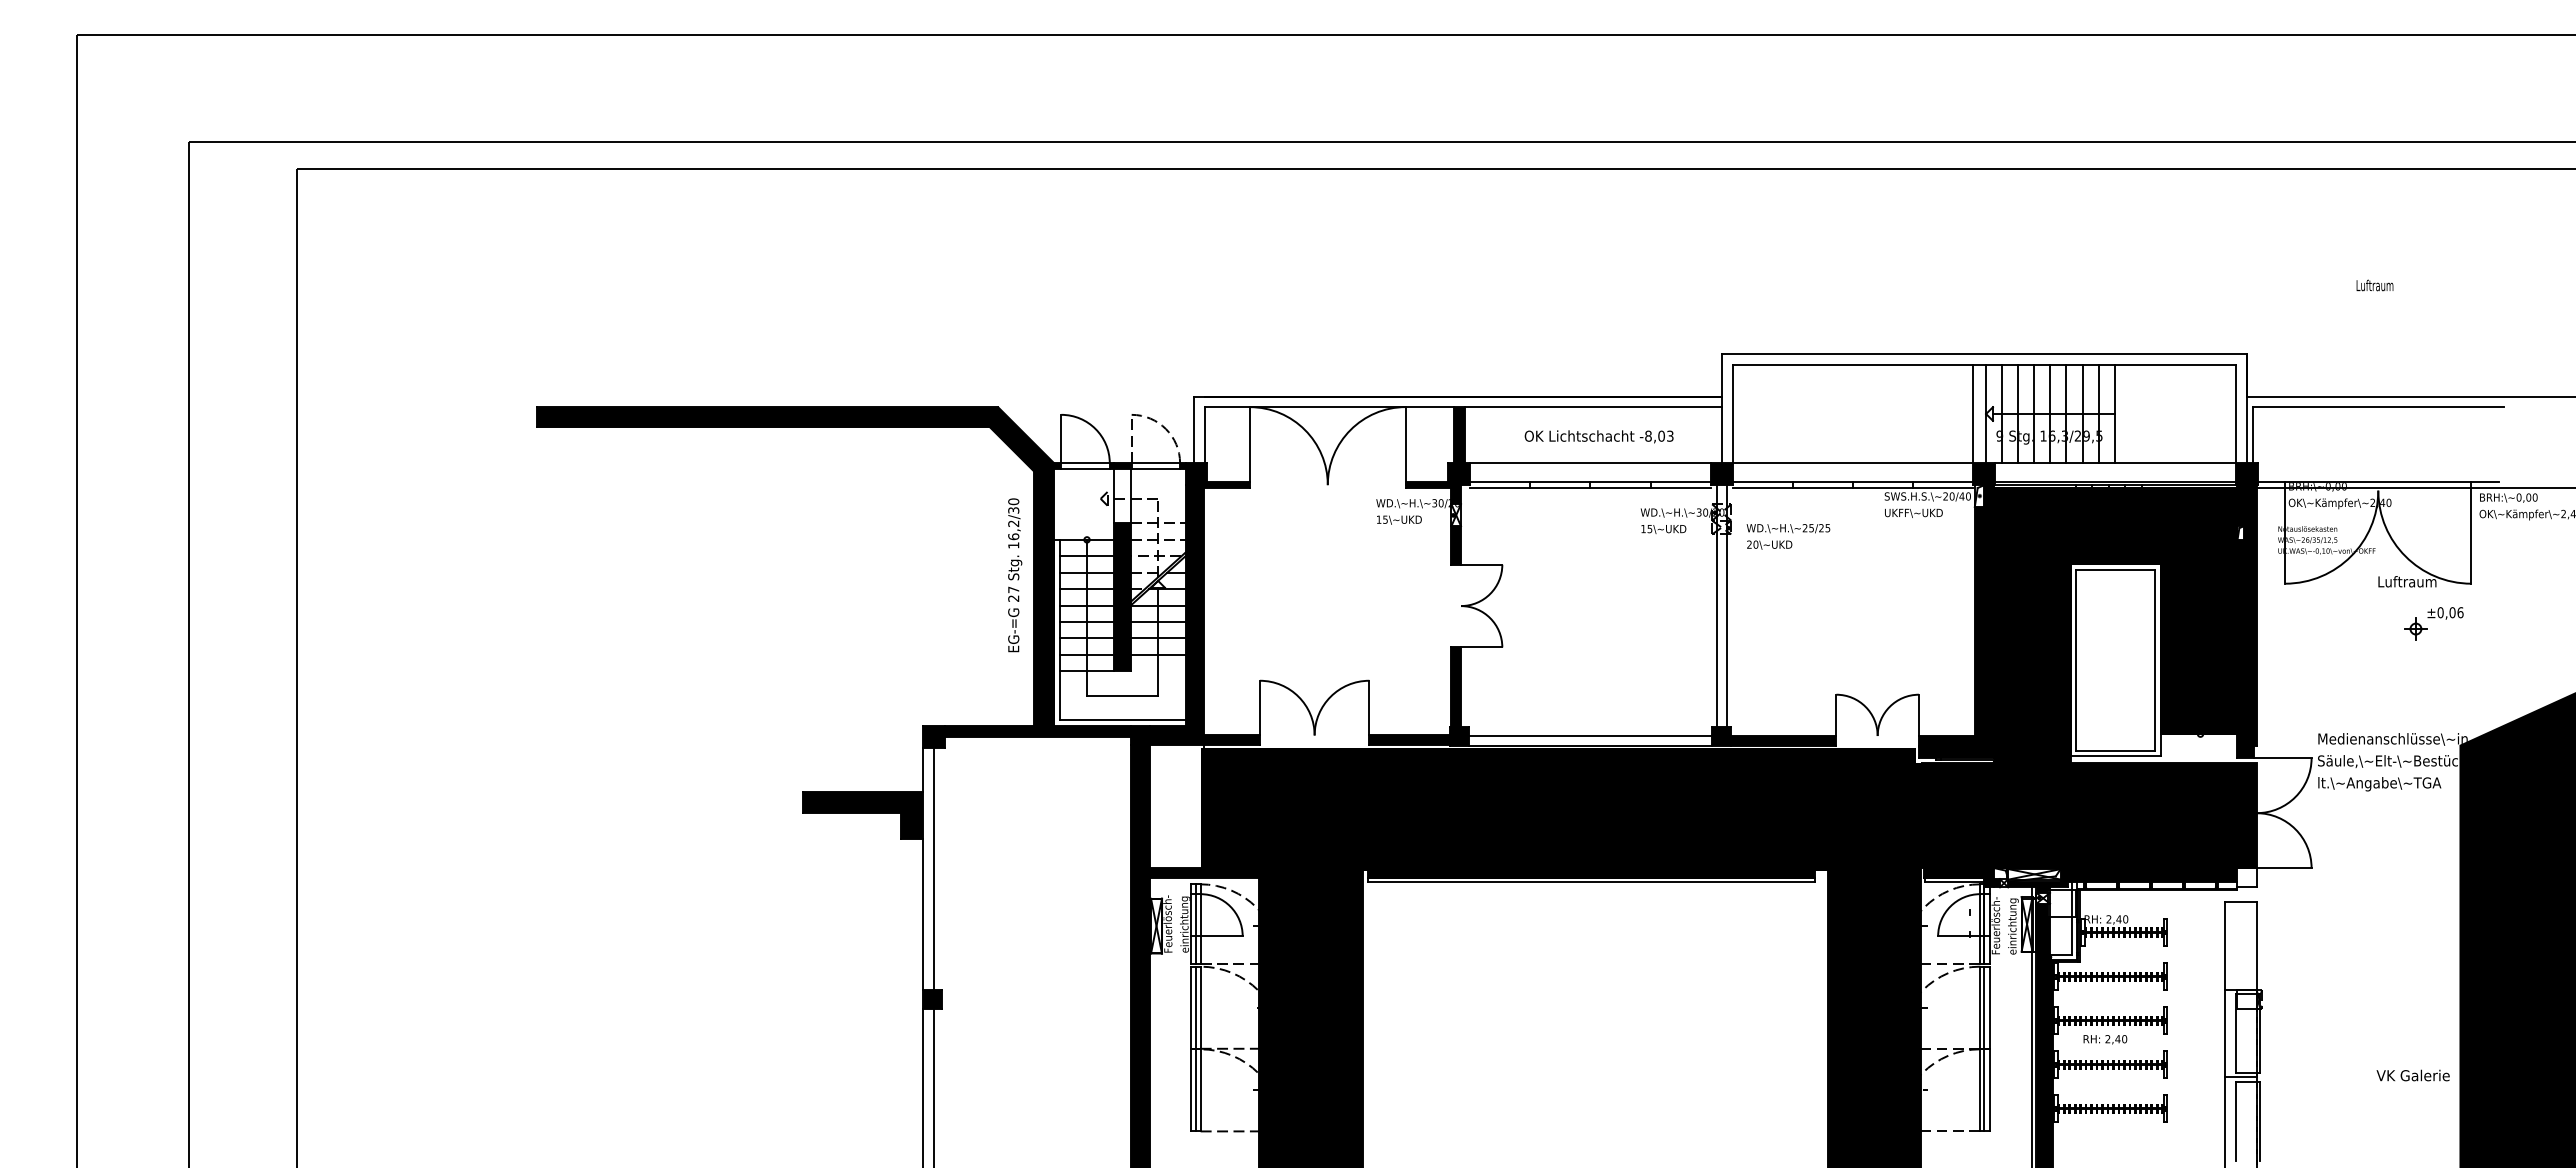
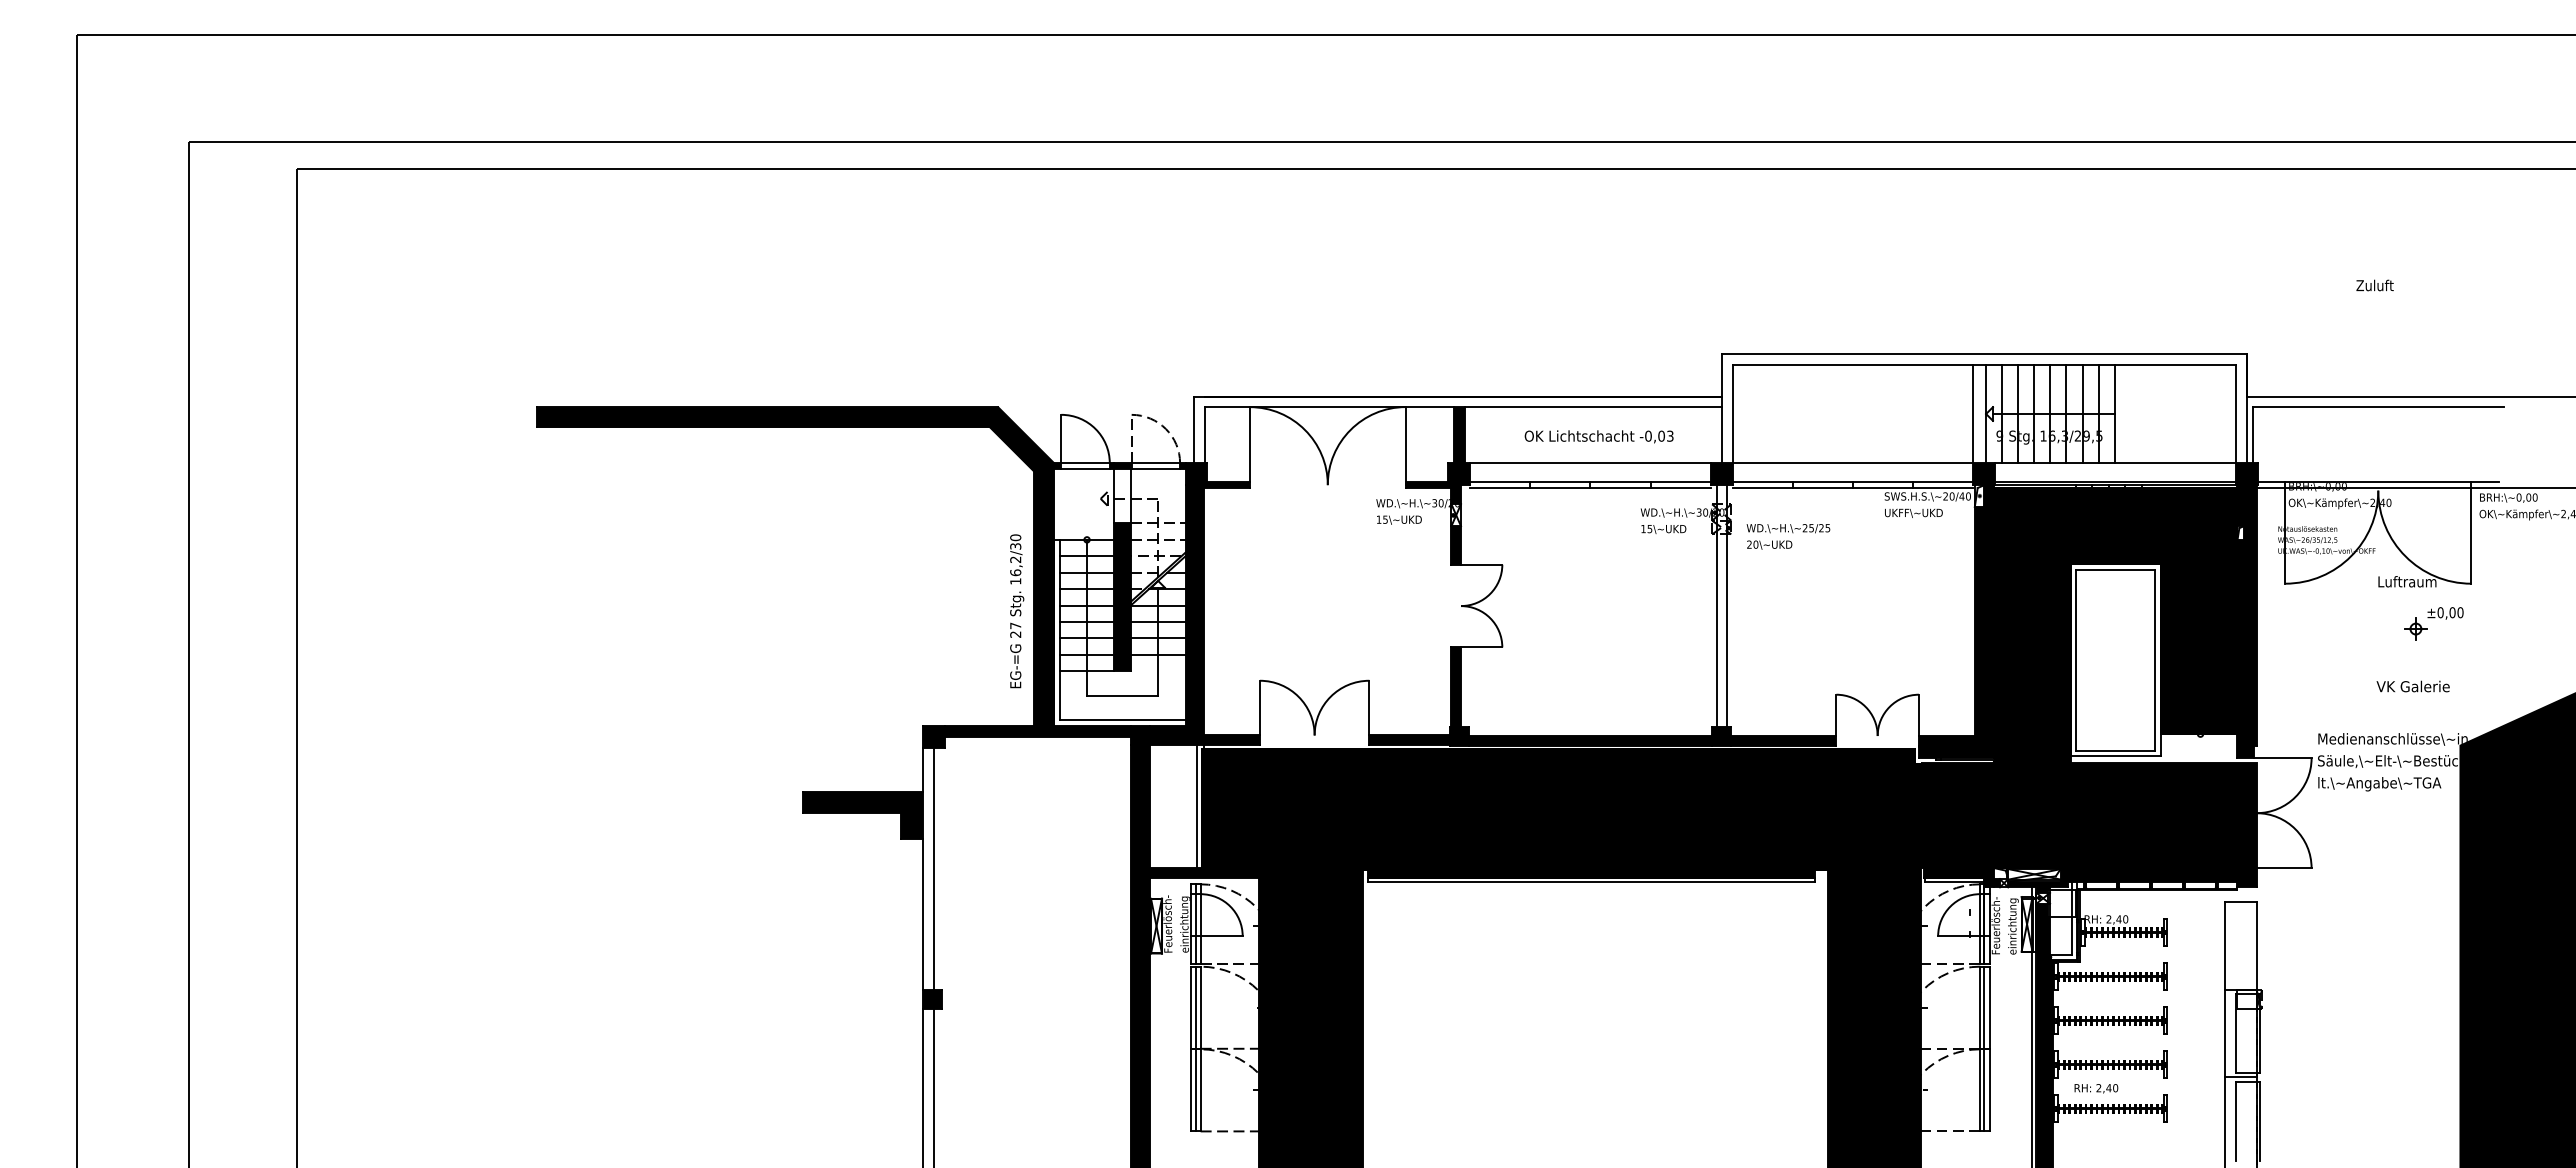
text: Luftraum -> Zuluft (2374, 285)
text: -8,03 -> -0,03 (1648, 436)
text position: (1015, 575) -> (1017, 611) (1017, 611)
text: ±0,06 -> ±0,00 (2460, 612)
fill: none -> present (1590, 740)
line: none -> present (1197, 806)
fill: none -> present (2246, 877)
text position: (2105, 1039) -> (2096, 1088) (2096, 1088)
text position: (2412, 1075) -> (2412, 686) (2412, 686)
